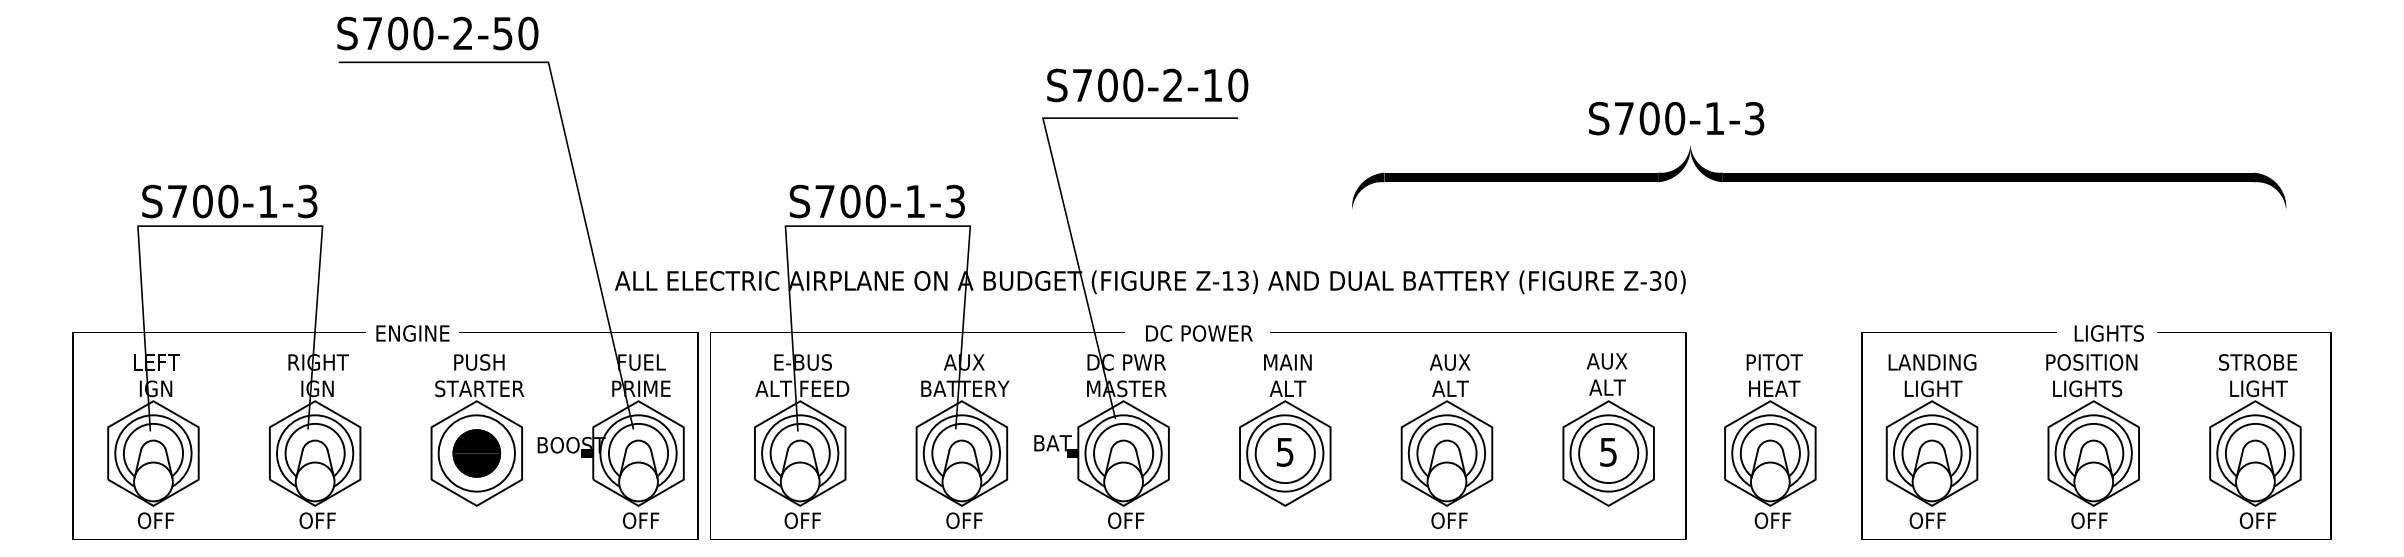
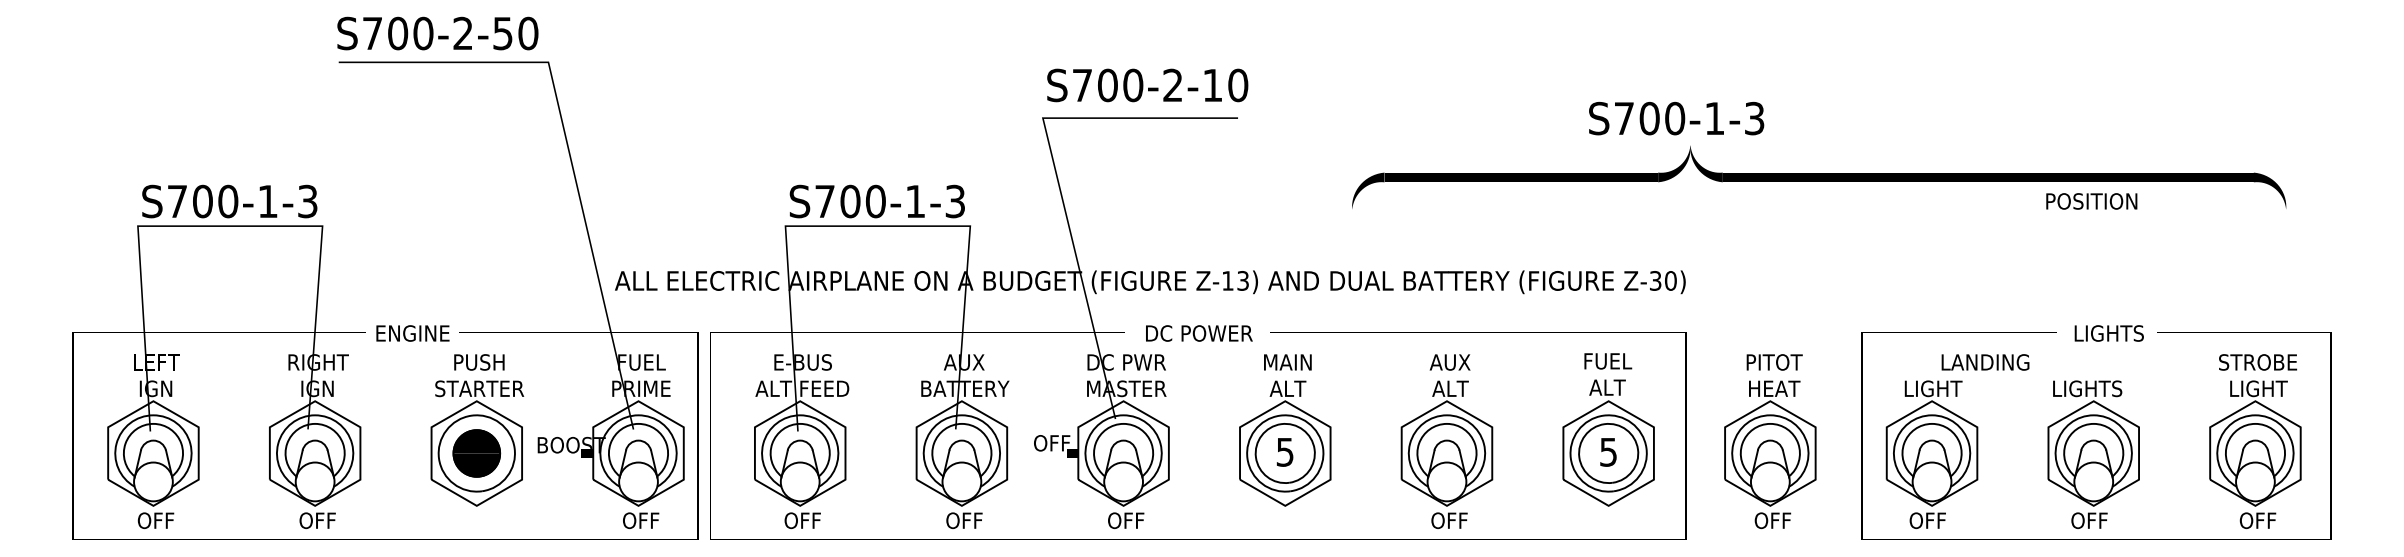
text: AUX -> FUEL (1608, 361)
text position: (1932, 362) -> (1985, 362) (1985, 362)
text position: (2091, 362) -> (2091, 201) (2091, 201)
text: BAT -> OFF (1052, 443)
